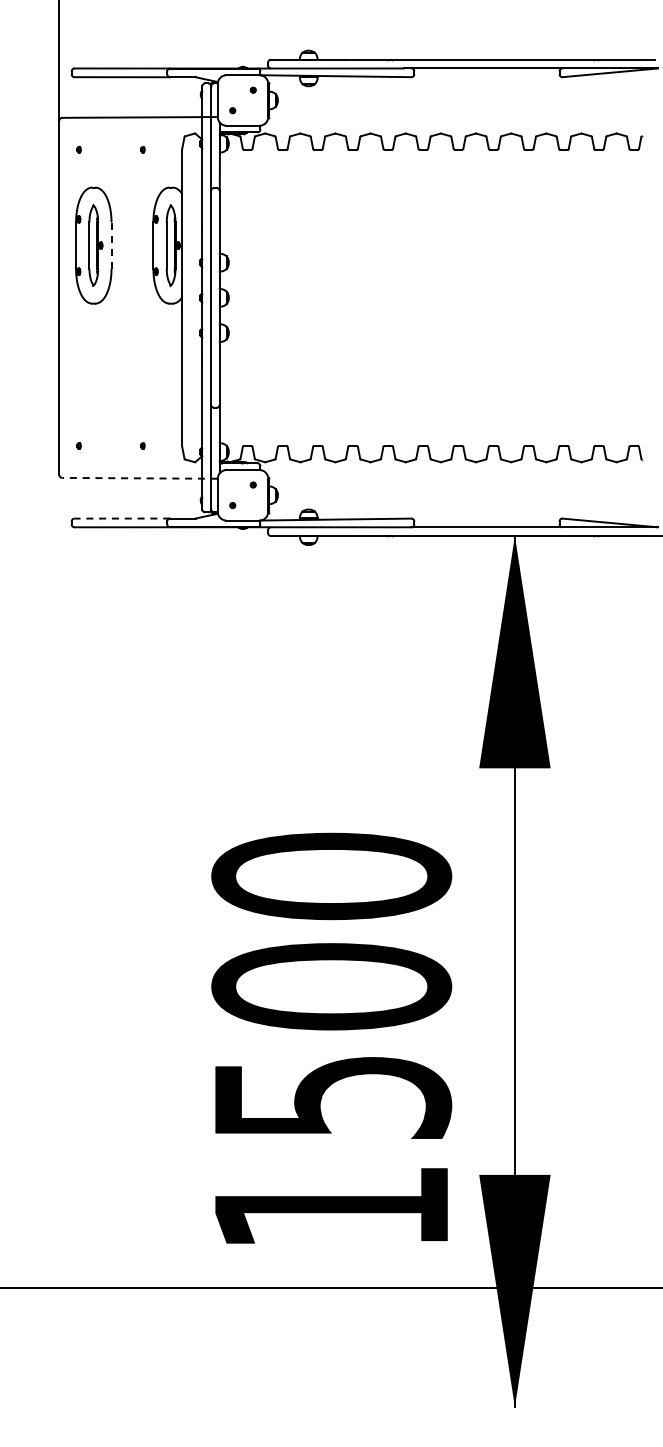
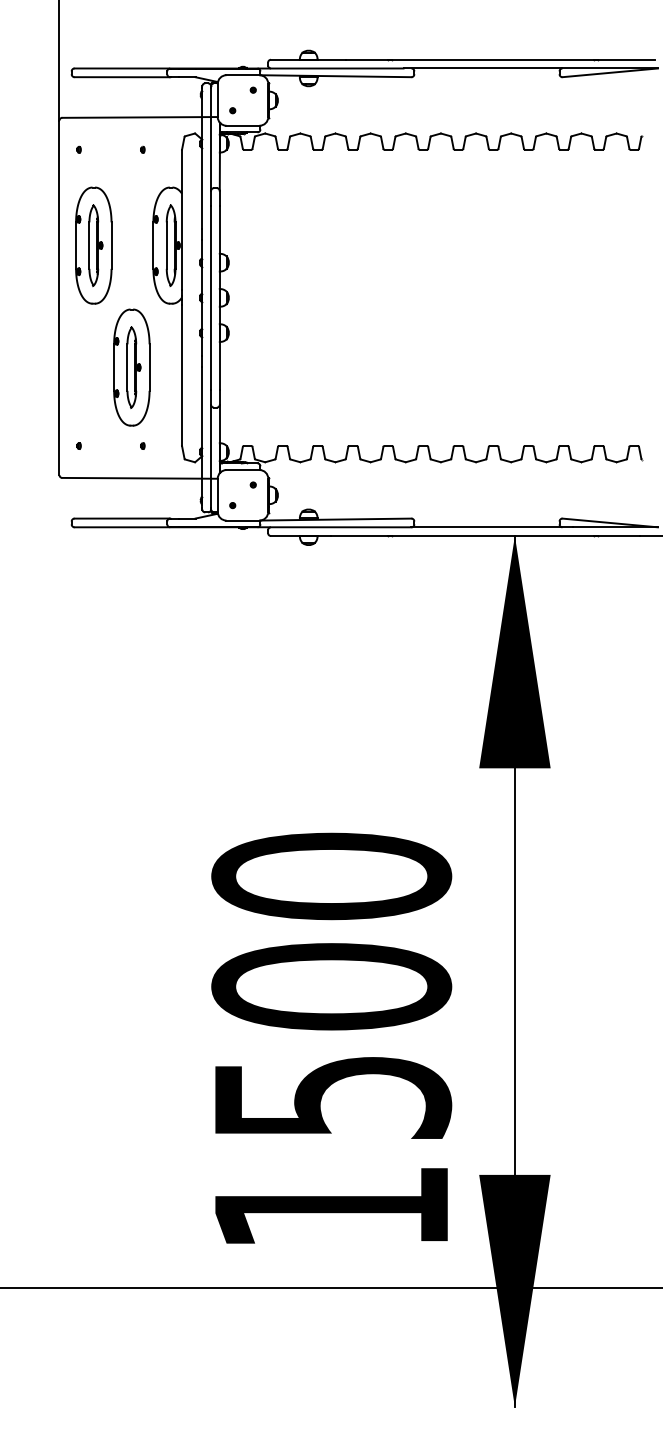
line: dashed -> solid (111, 245)
part: none -> present (131, 367)
line: dashed -> solid (140, 478)
line: dashed -> solid (122, 518)
